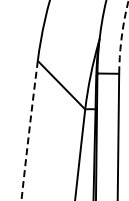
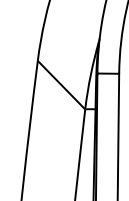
arc: dashed -> solid (121, 36)
arc: dashed -> solid (29, 130)
